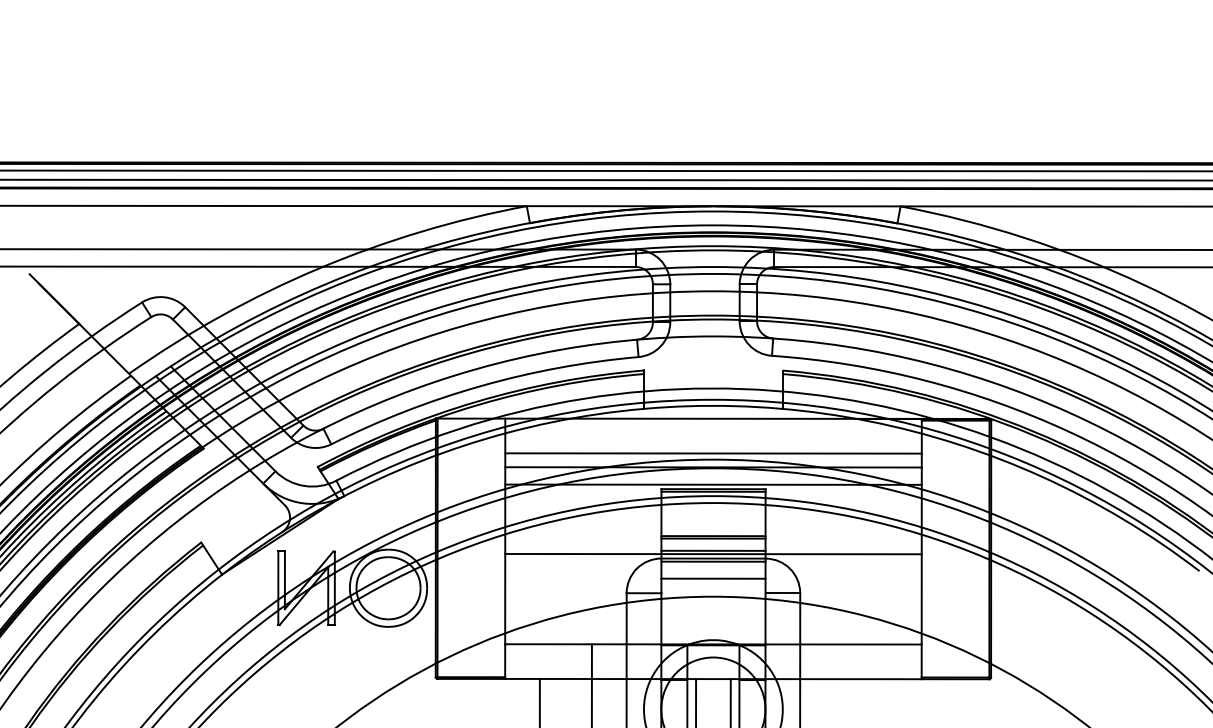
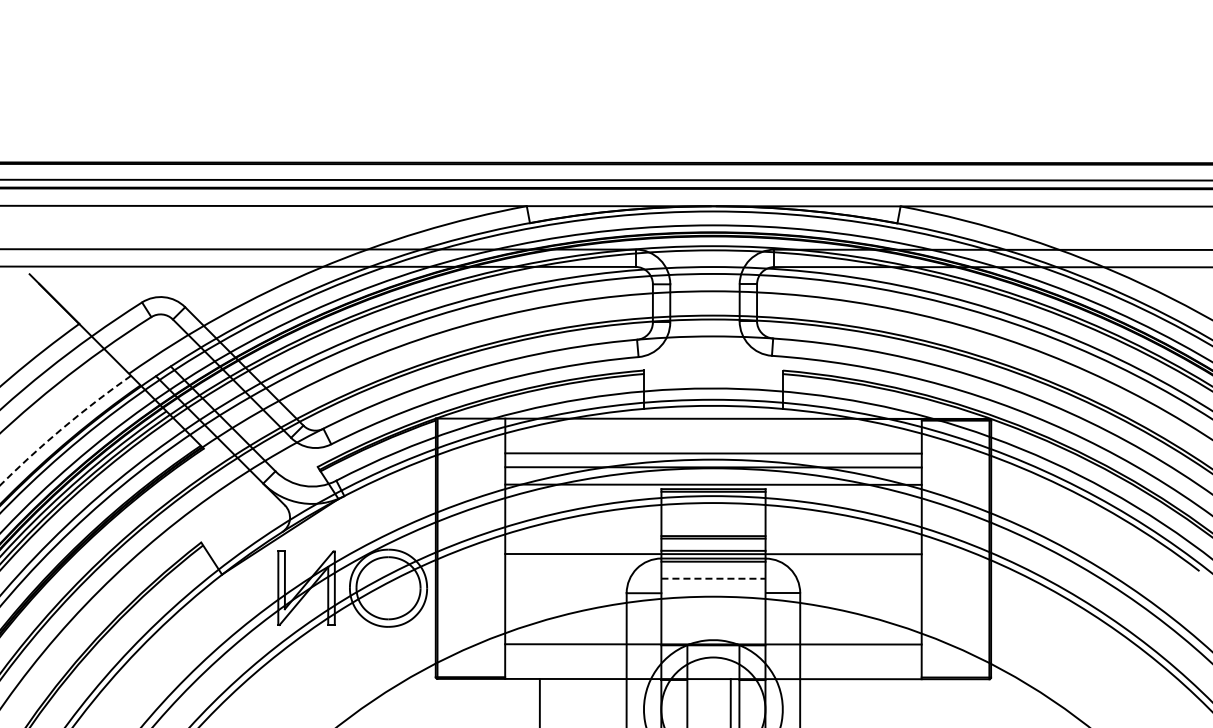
line: present -> none (605, 170)
arc: solid -> dashed (62, 428)
line: solid -> dashed (713, 578)
line: present -> none (591, 684)
line: present -> none (696, 701)
